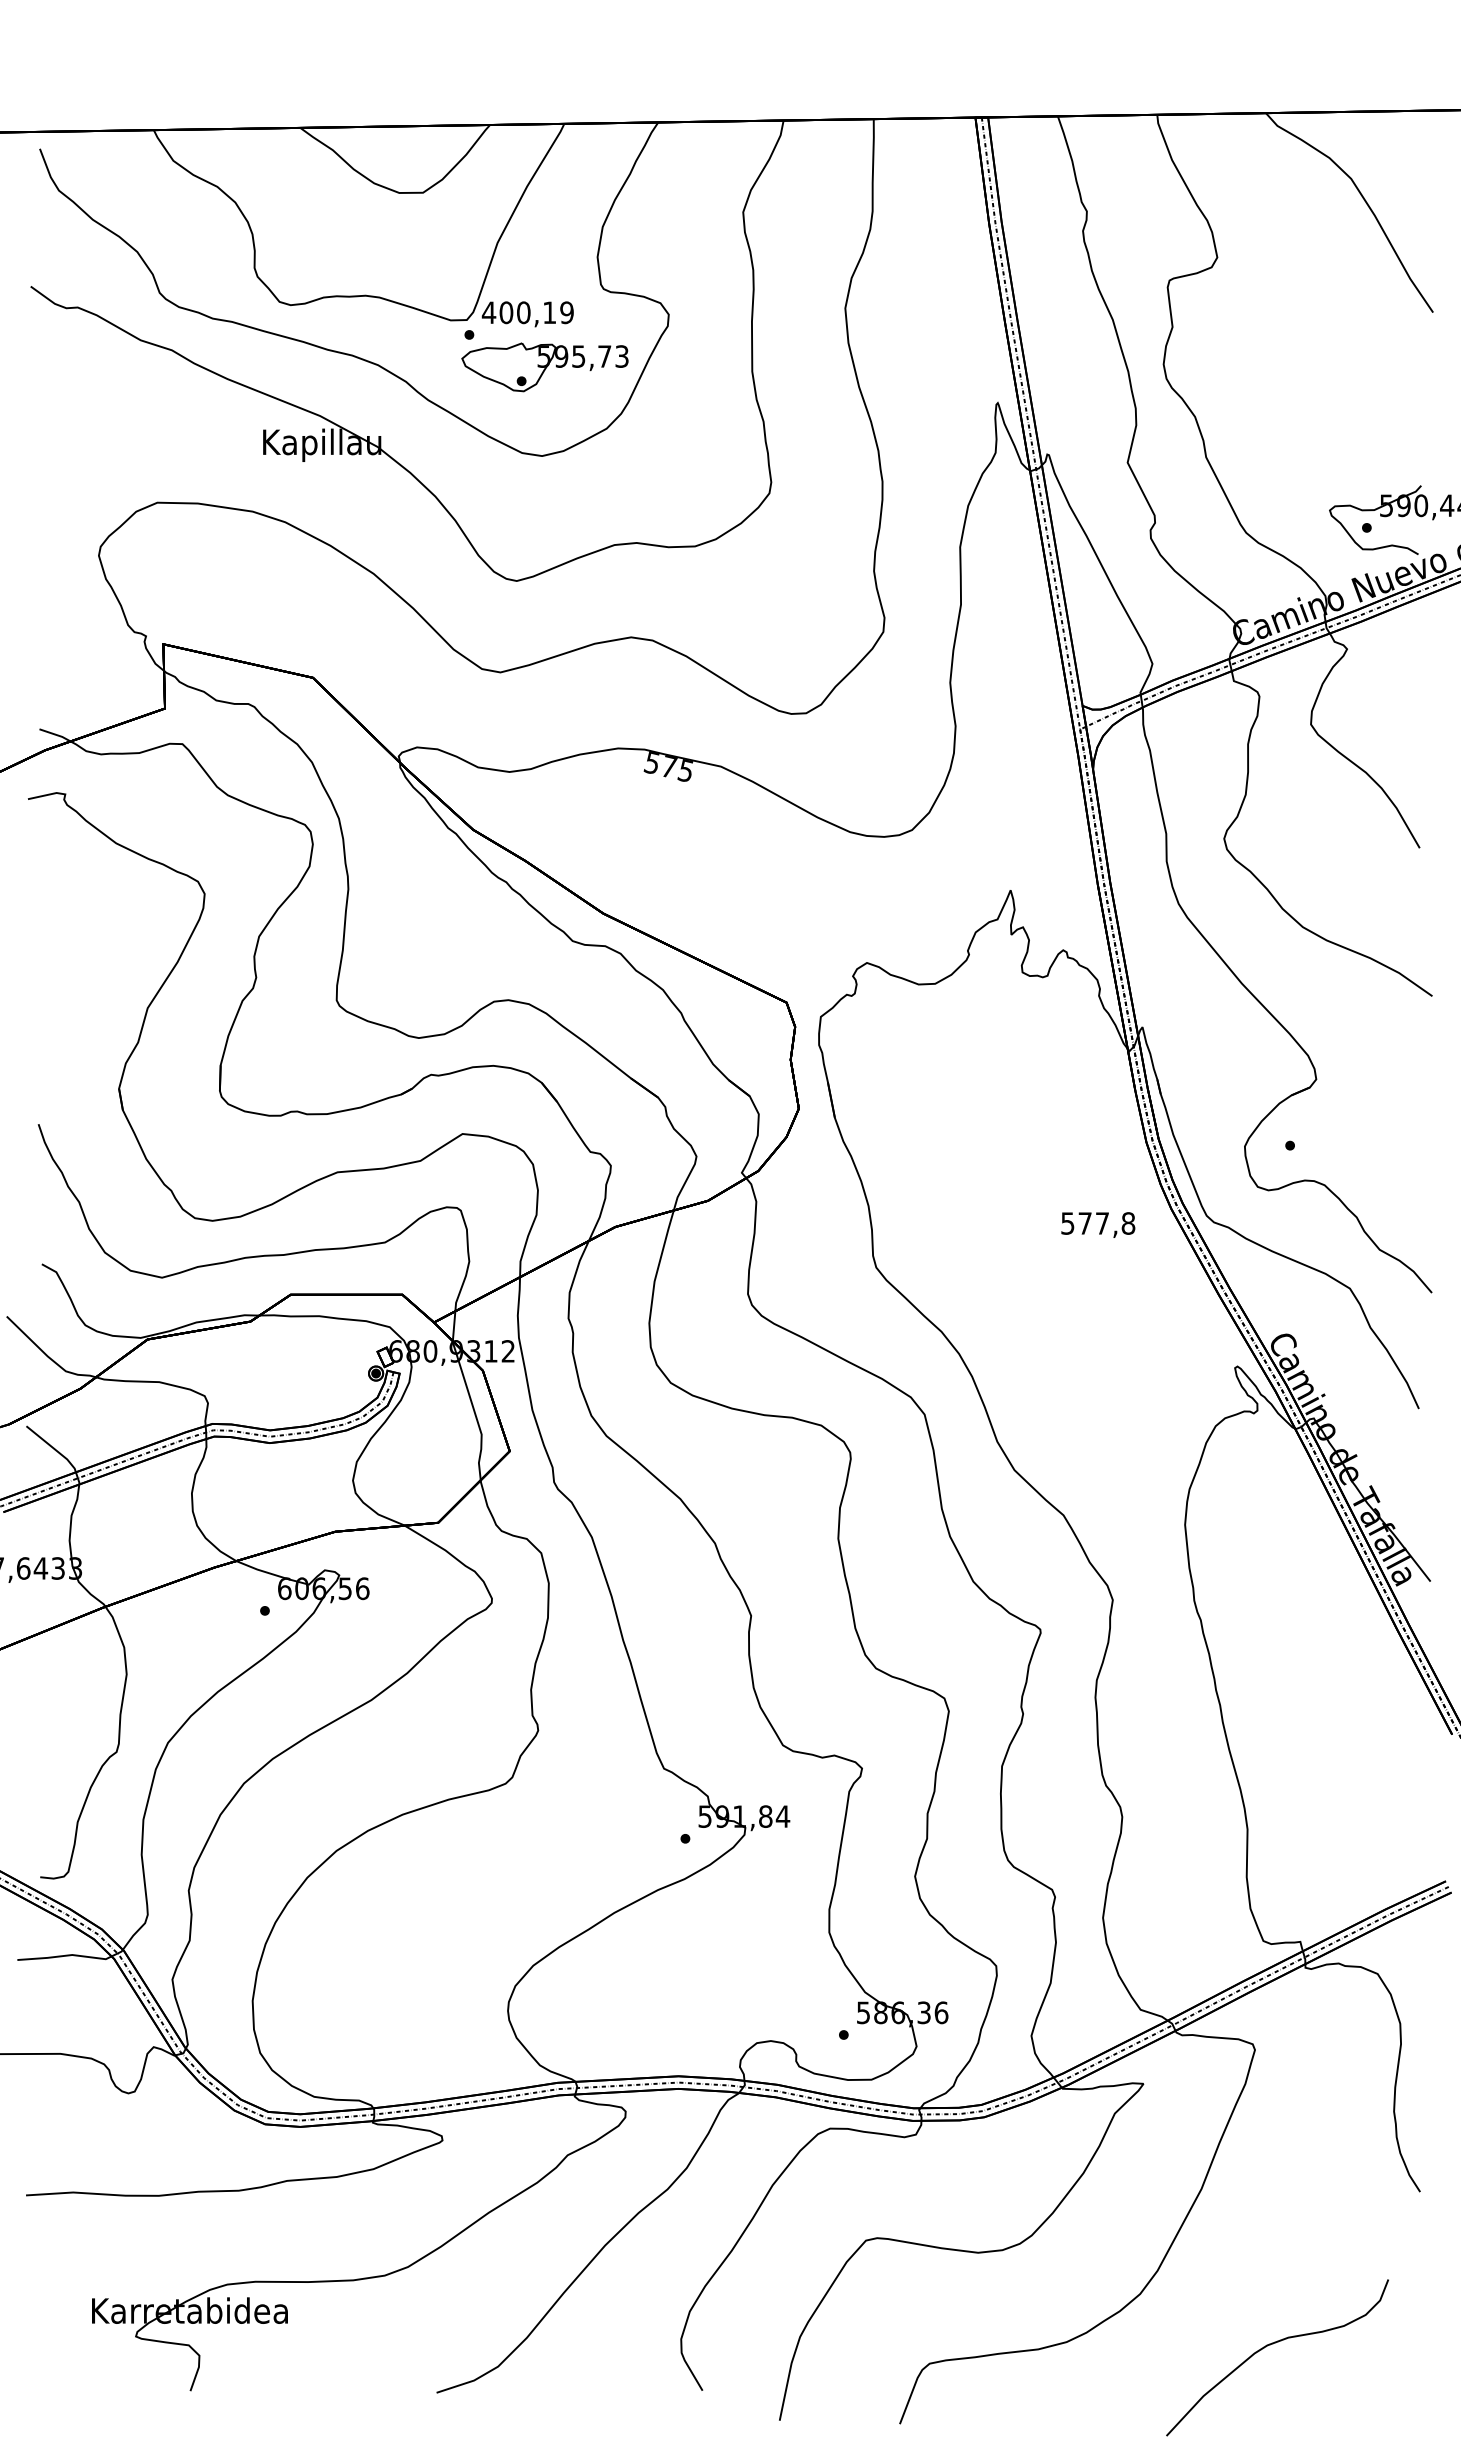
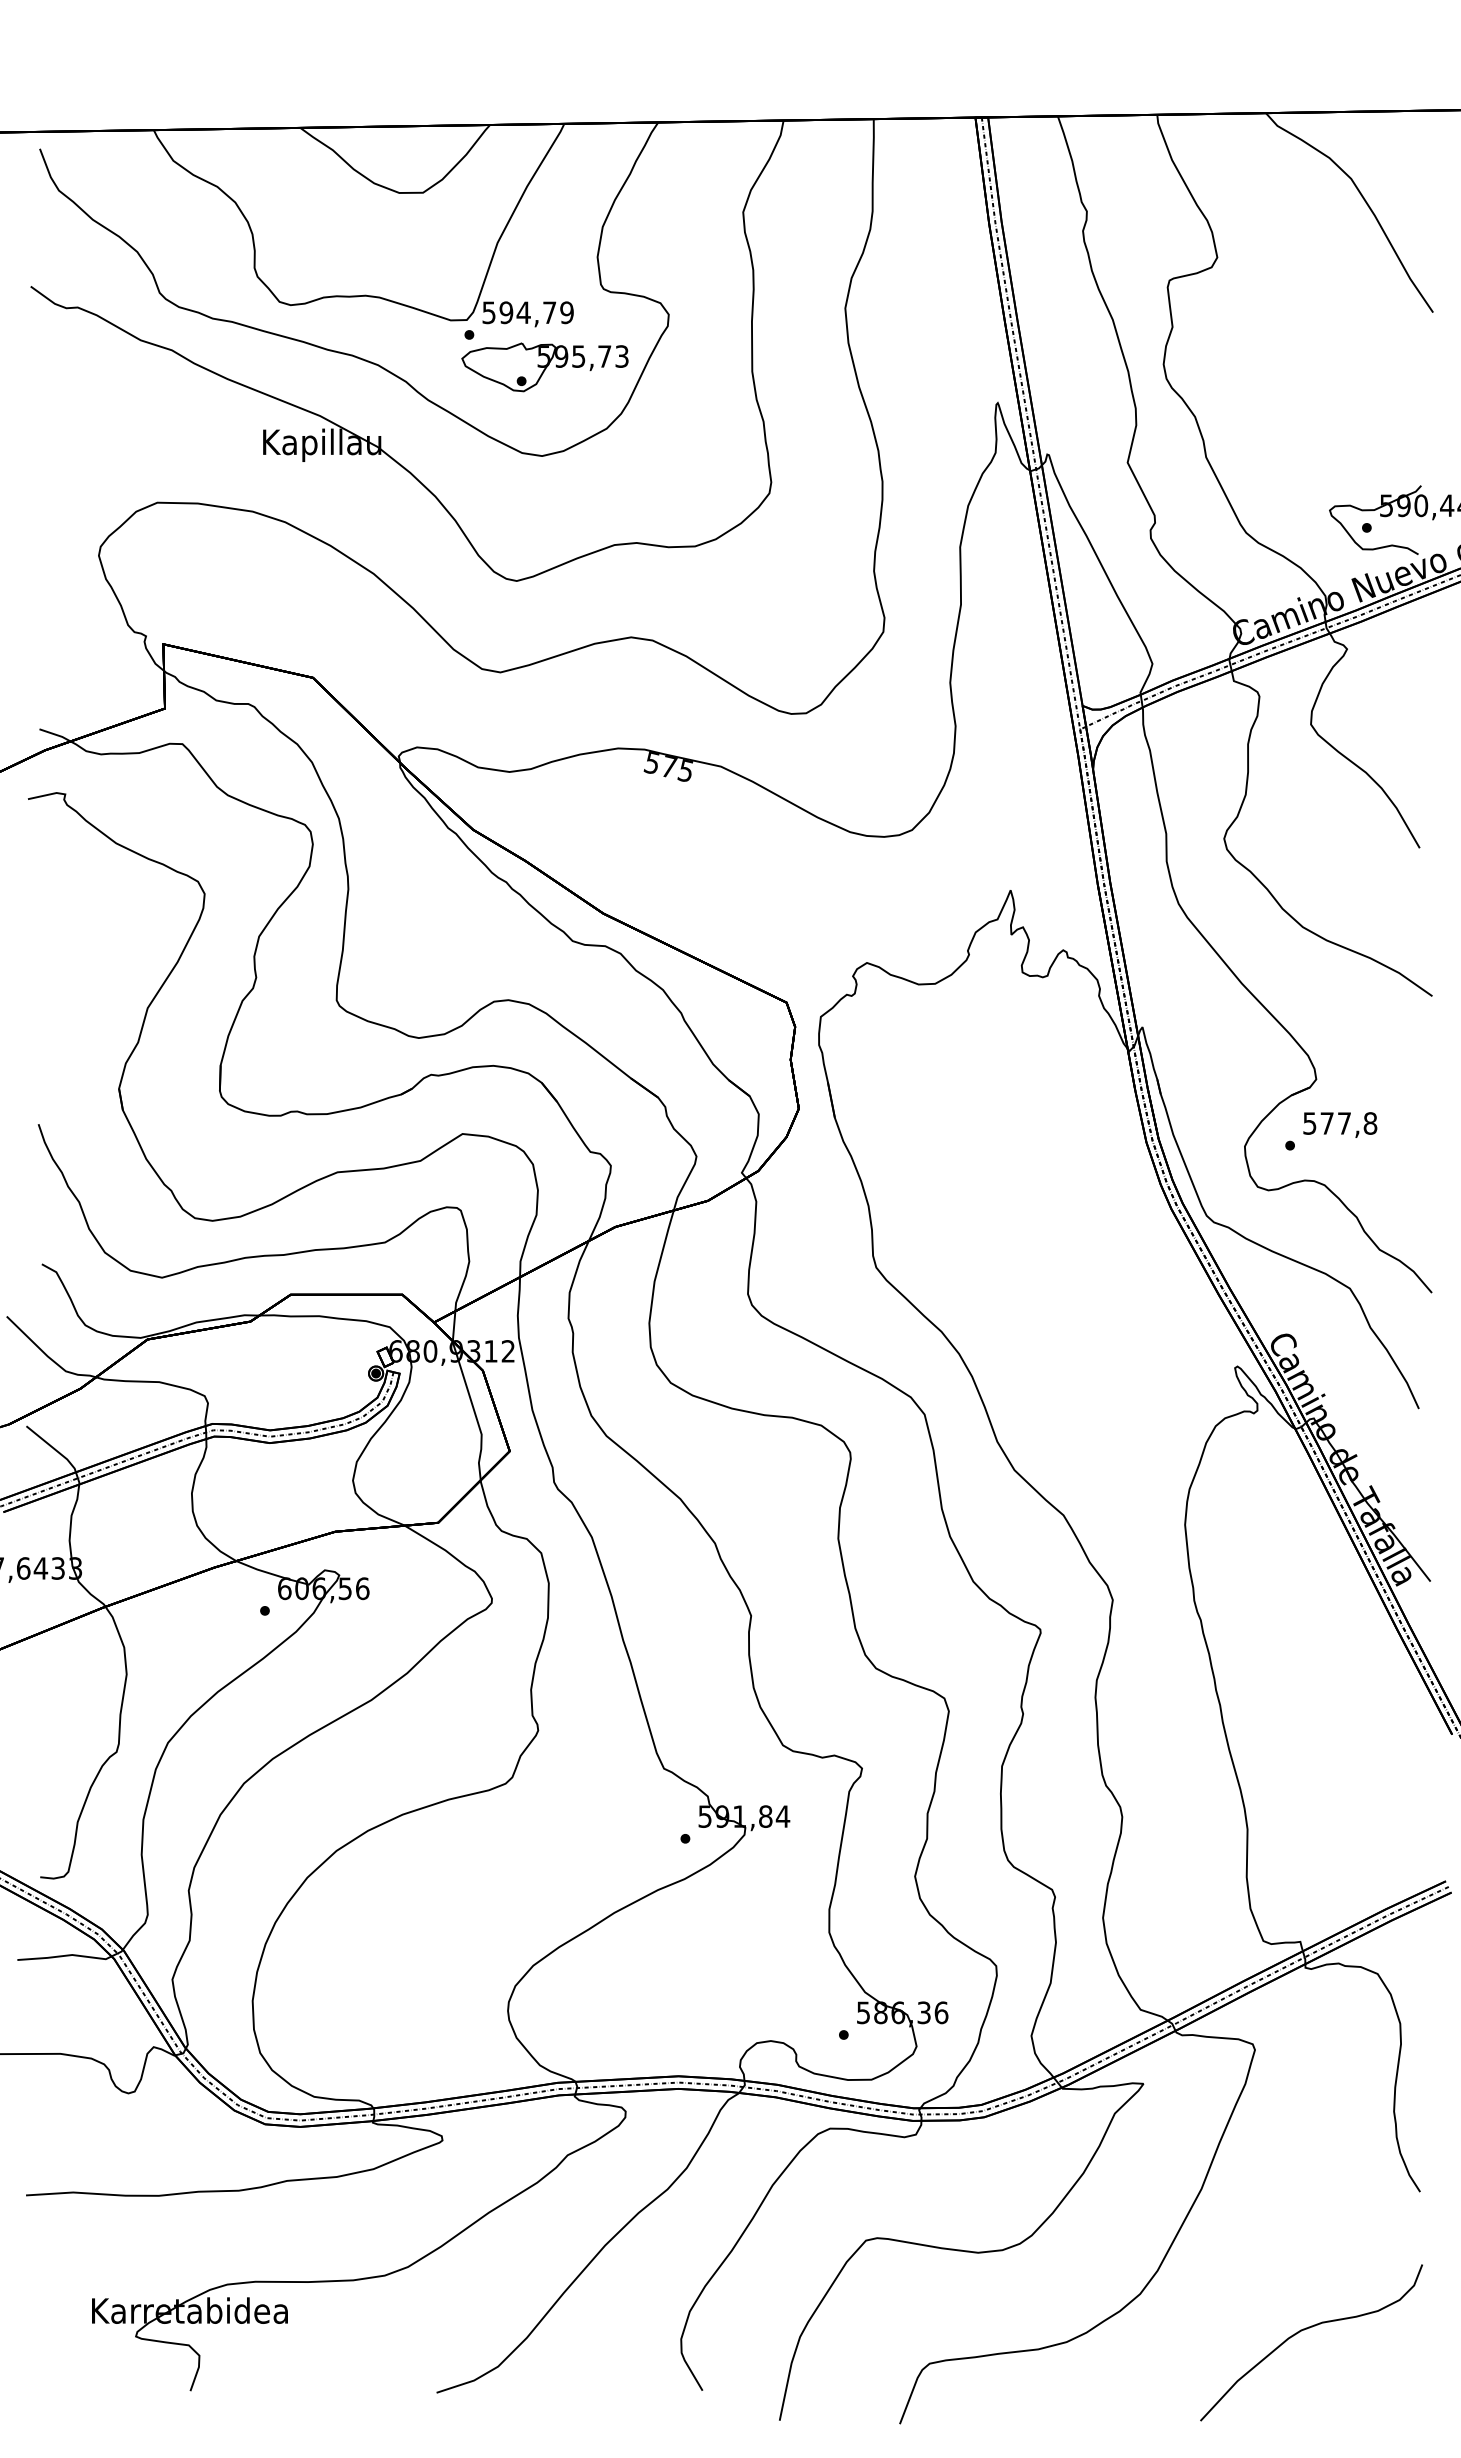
text: 400,19 -> 594,79 (518, 312)
text position: (1098, 1224) -> (1340, 1124) (1340, 1124)
curve position: (1273, 2344) -> (1307, 2329) (1307, 2329)
